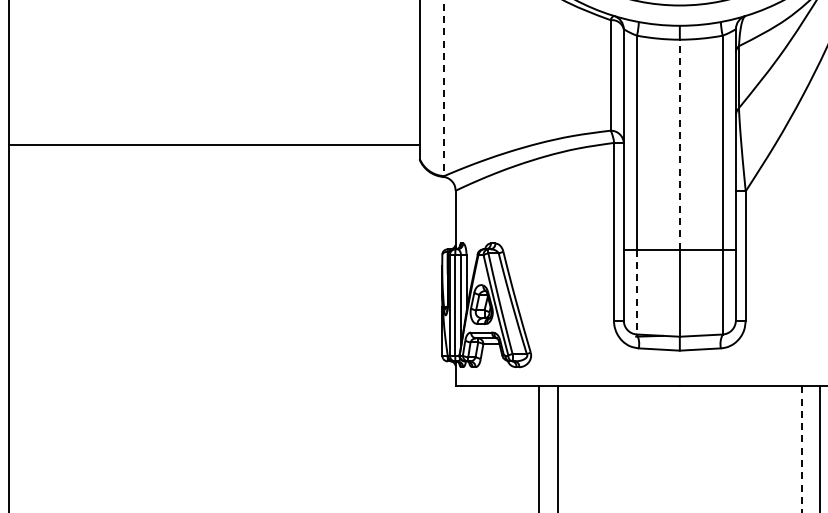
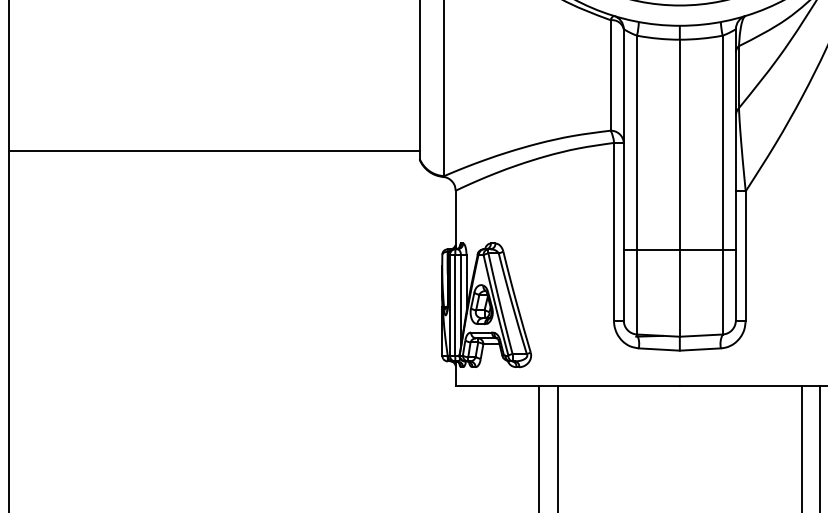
line: dashed -> solid (444, 88)
line position: (213, 144) -> (213, 150) (213, 150)
line: dashed -> solid (679, 144)
line: dashed -> solid (637, 292)
line: dashed -> solid (801, 449)
